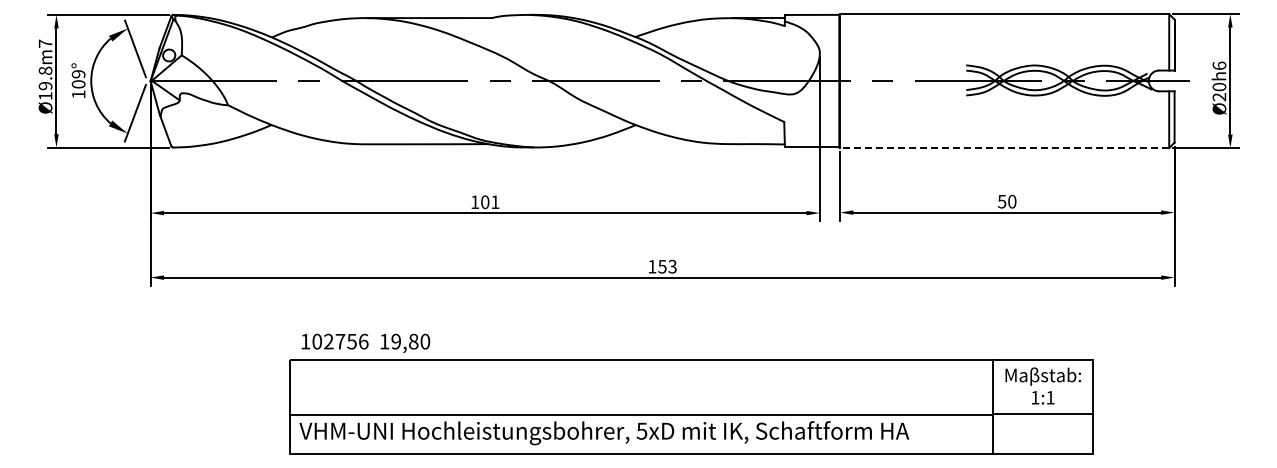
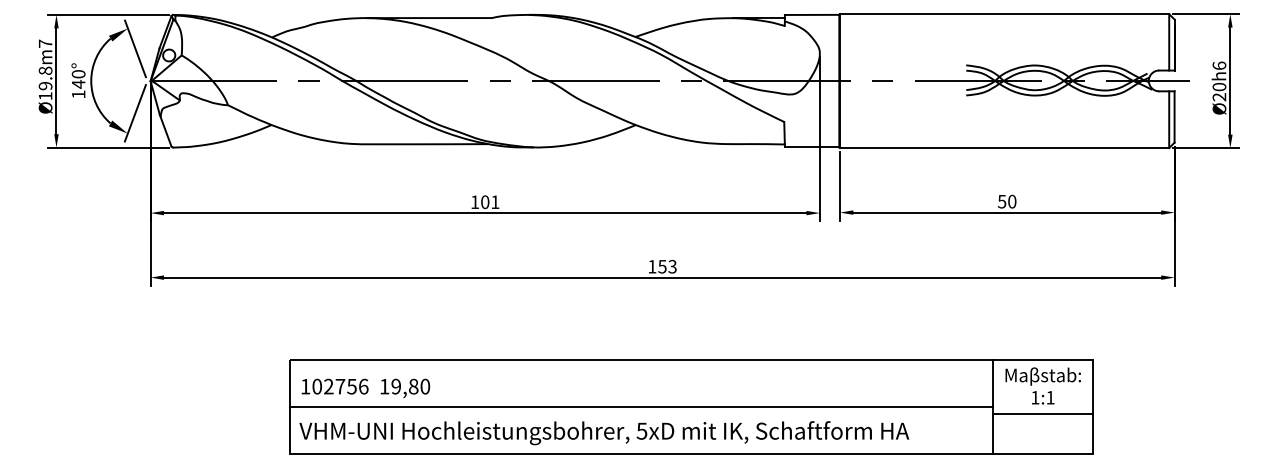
text: 109° -> 140° (78, 79)
line: dashed -> solid (1004, 148)
text position: (365, 342) -> (365, 387) (365, 387)
line position: (641, 414) -> (641, 406) (641, 406)
